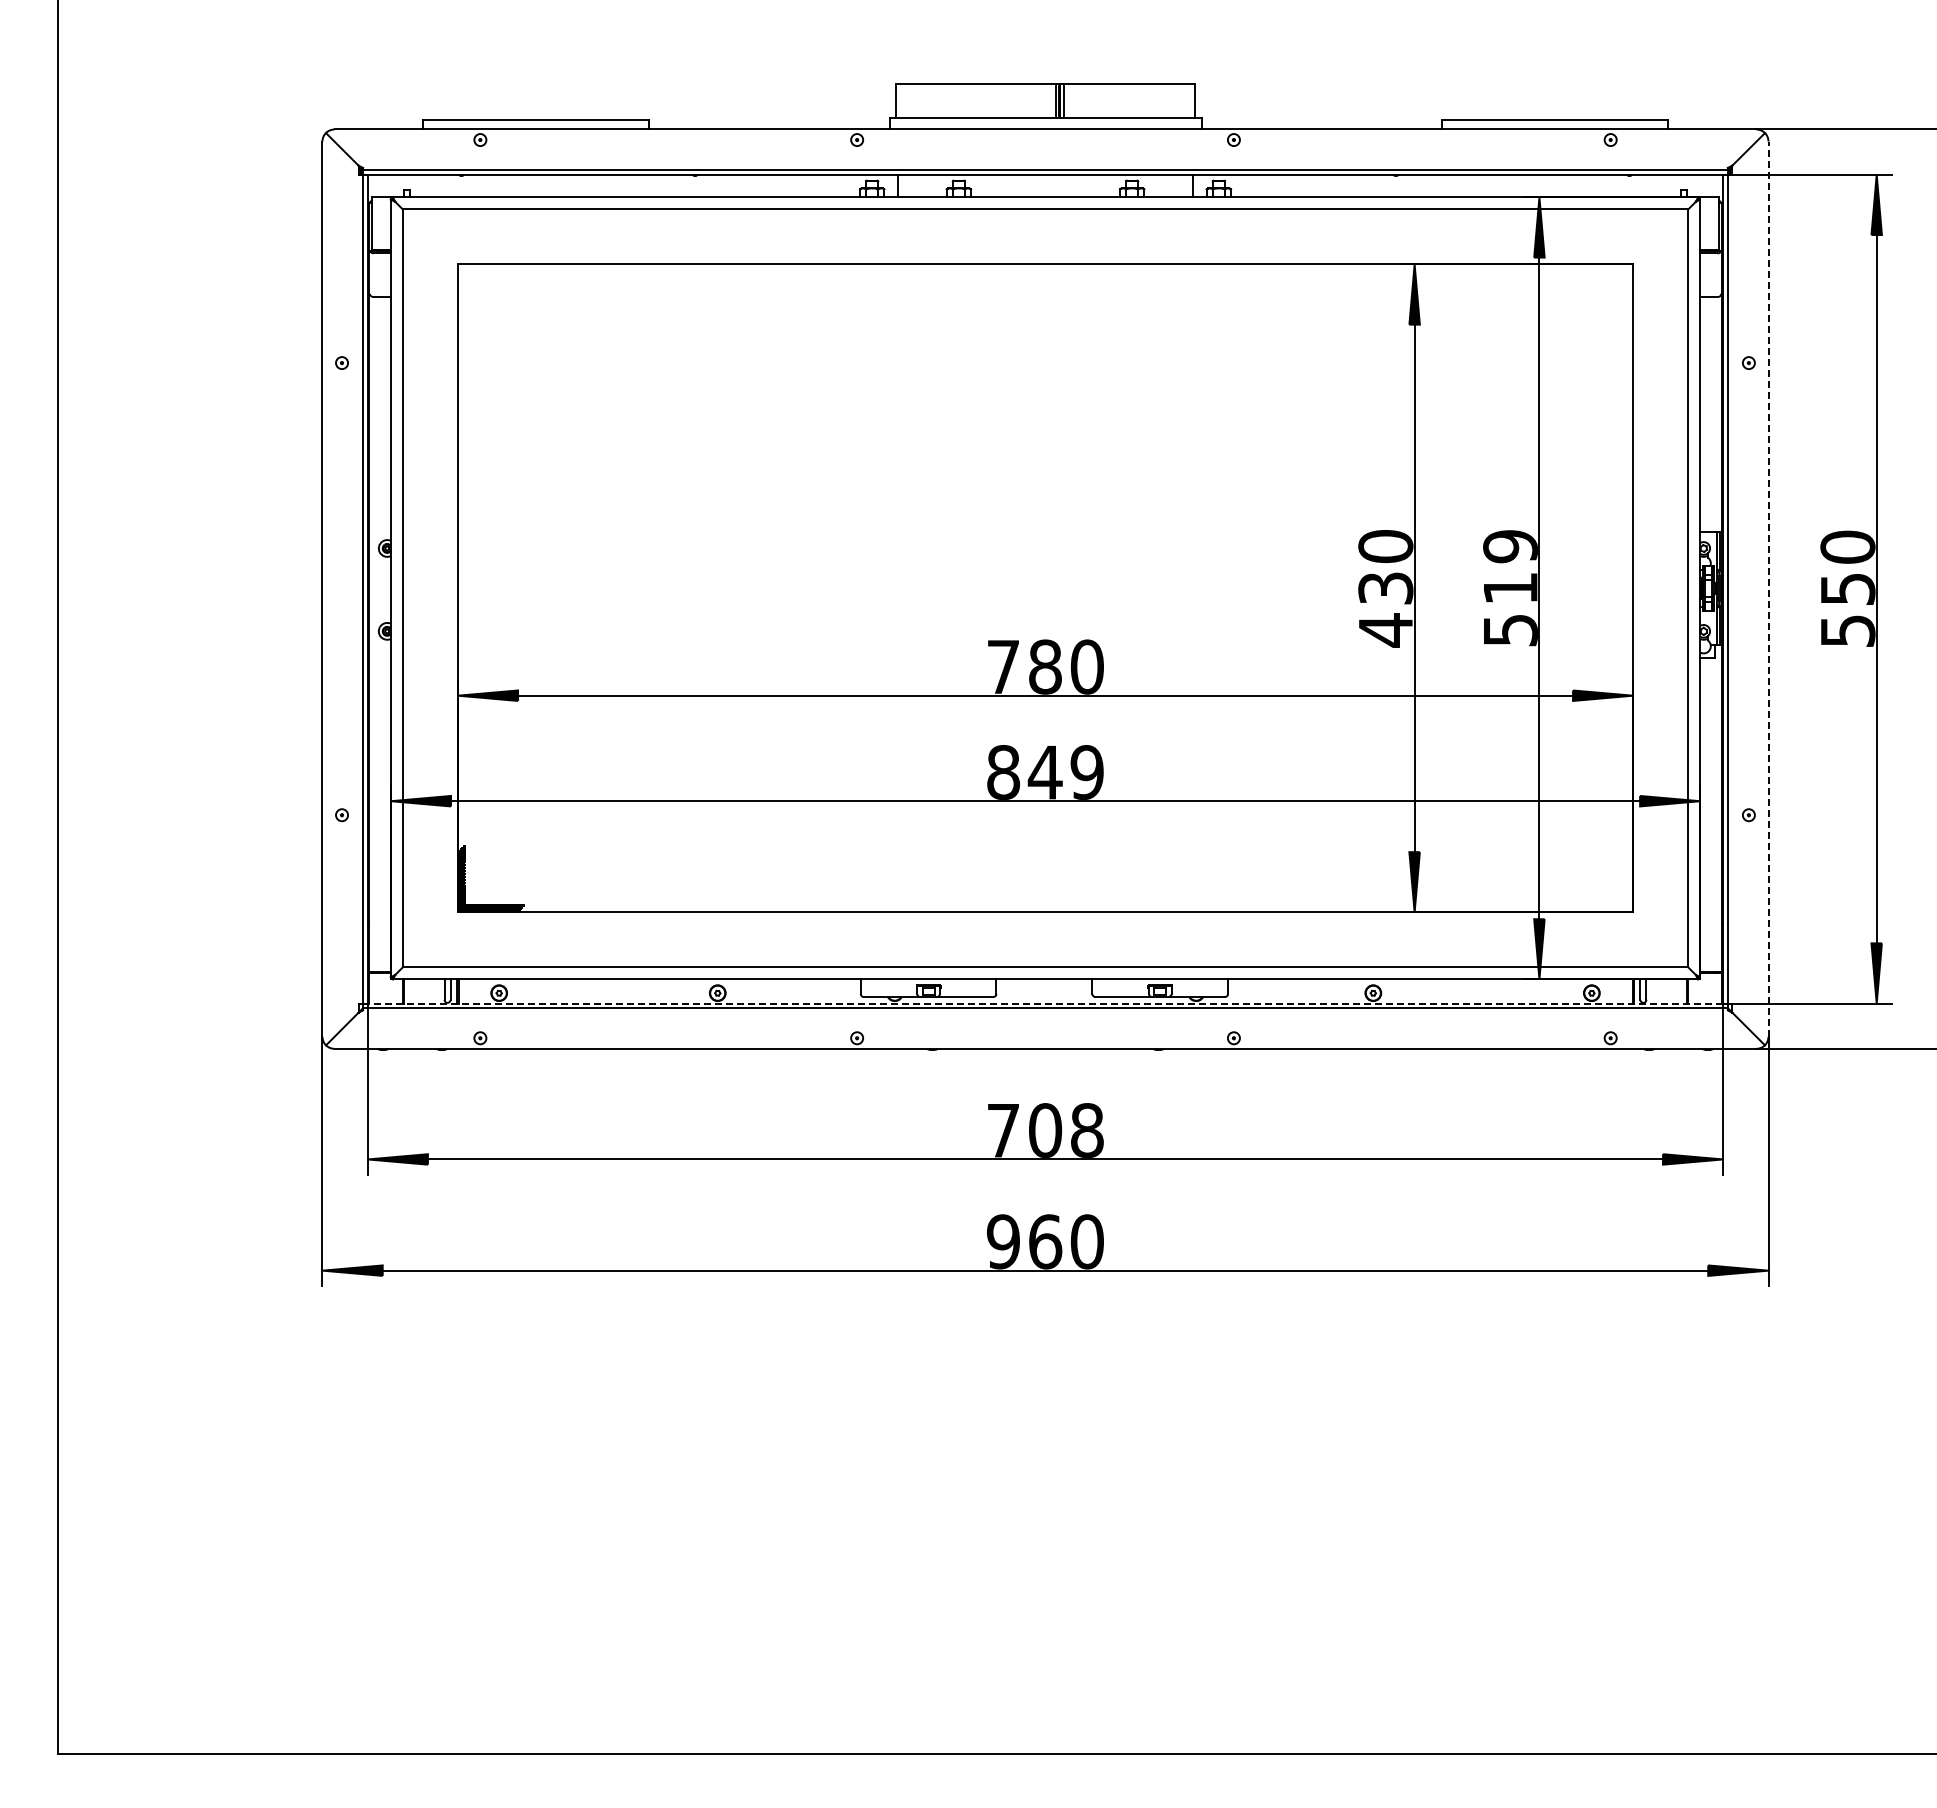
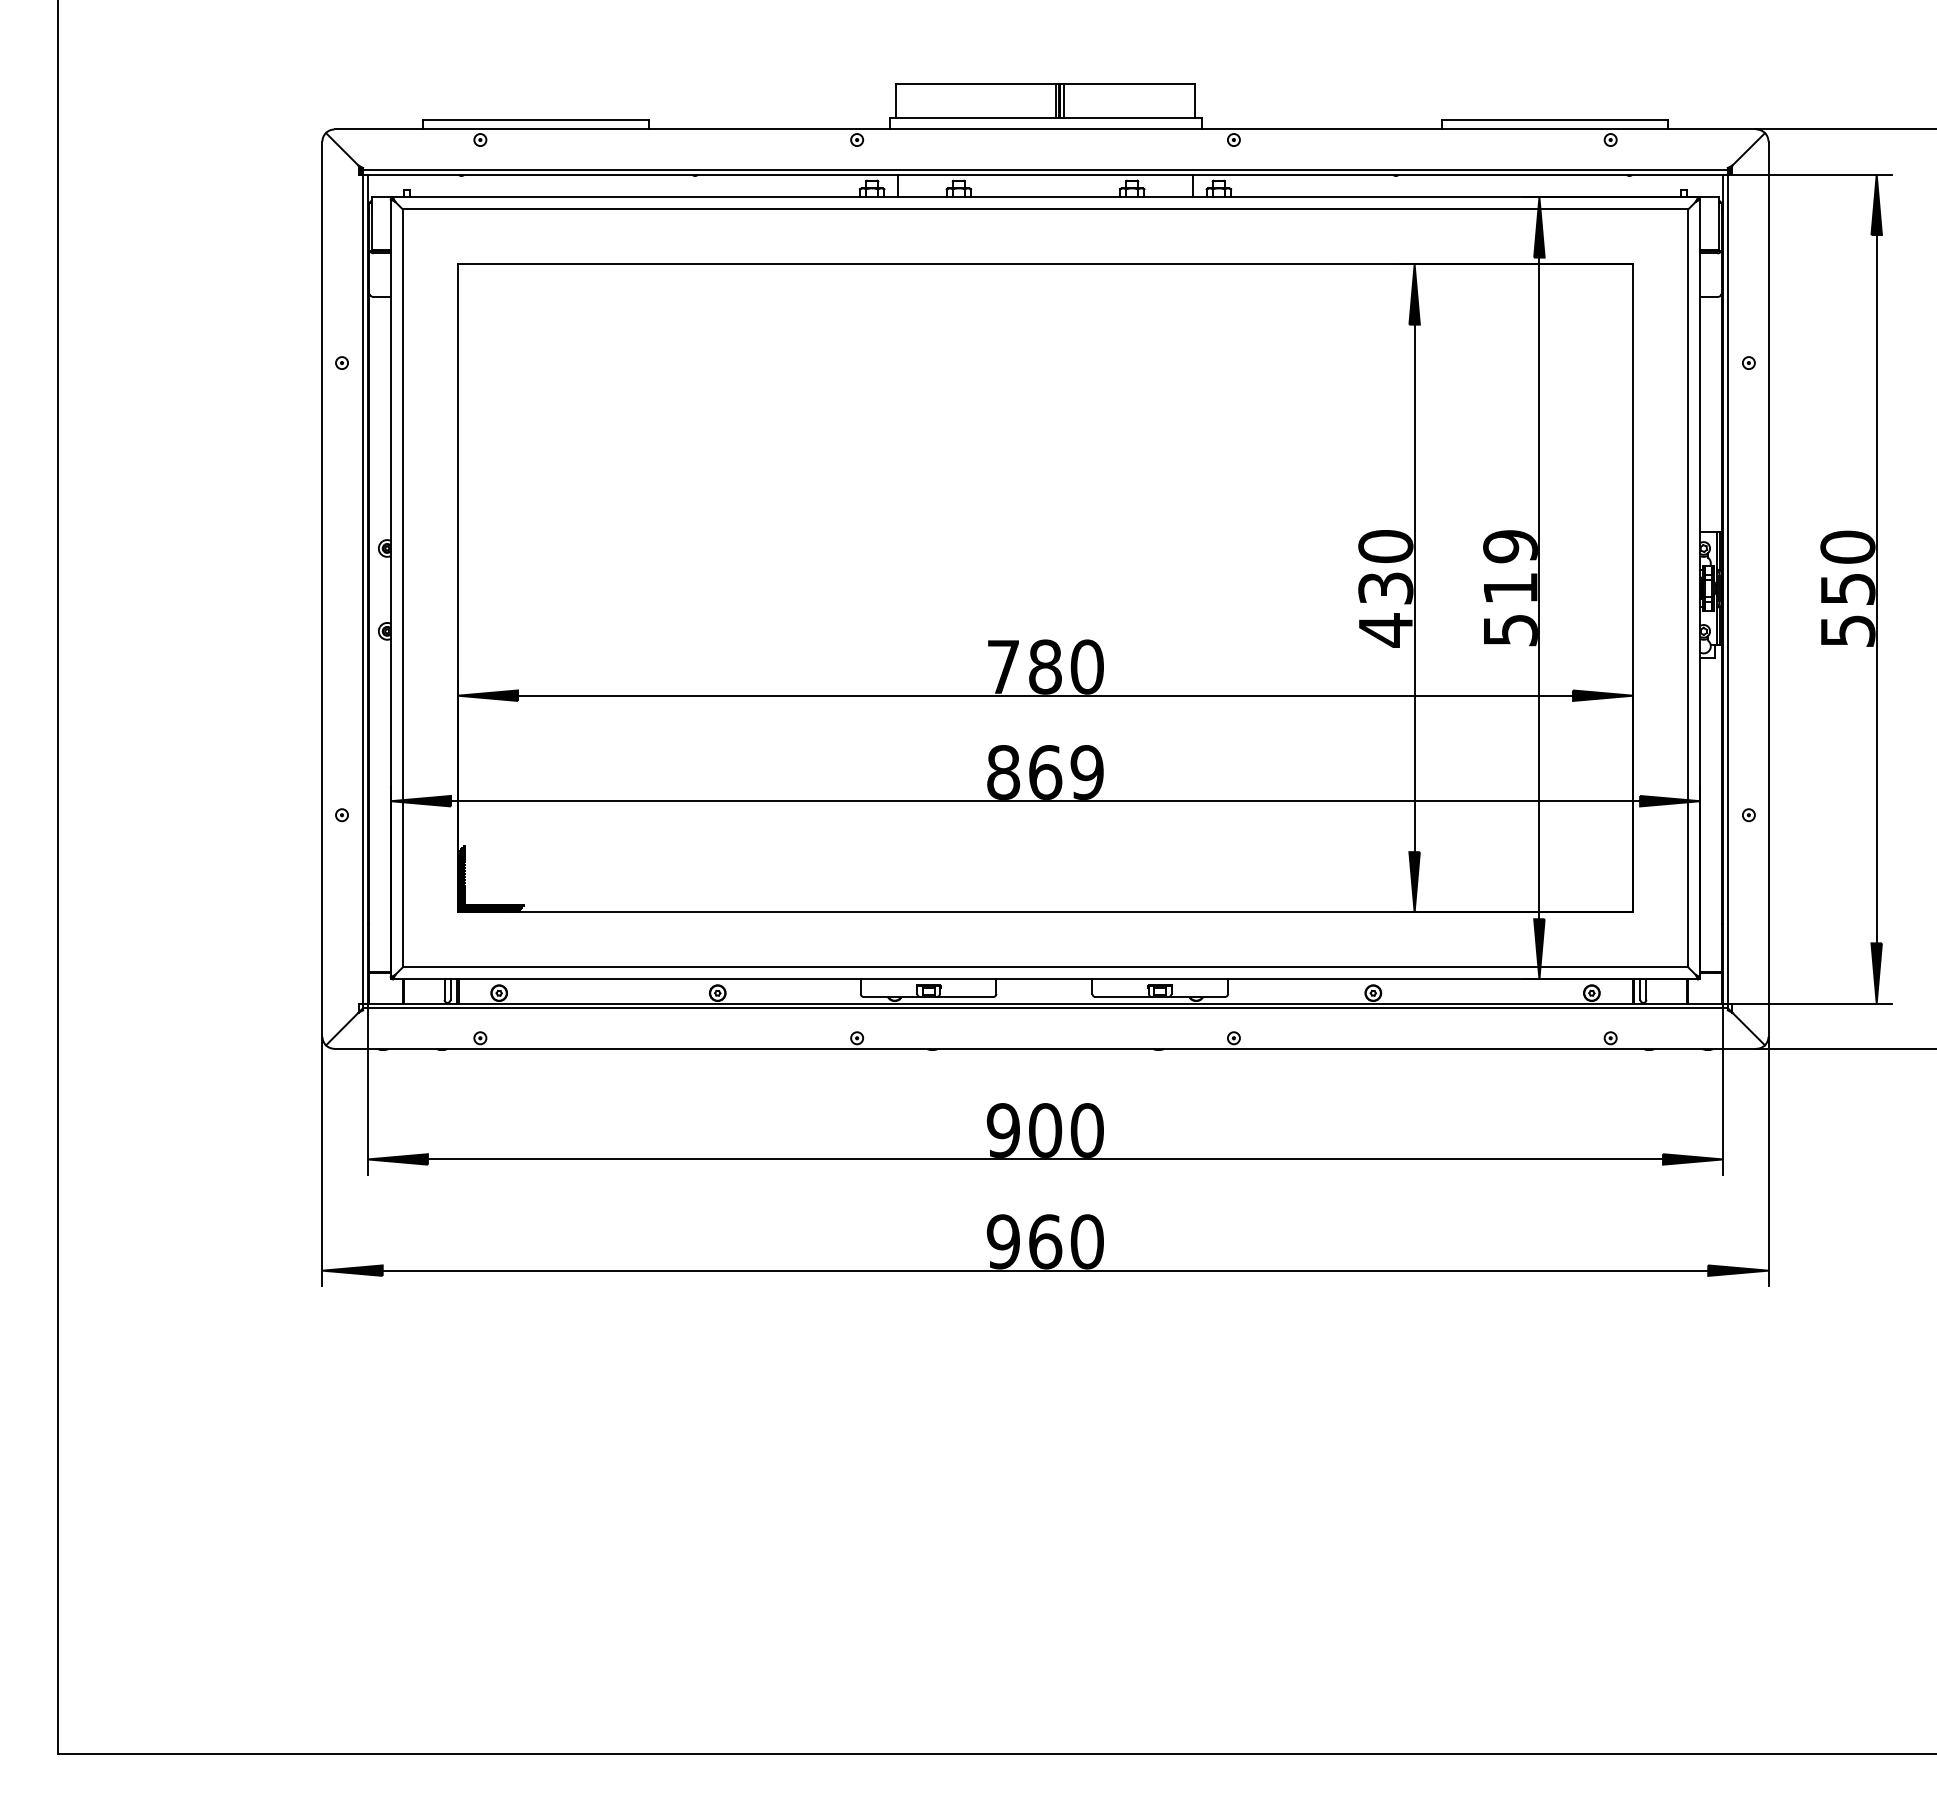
line: dashed -> solid (1768, 589)
text: 849 -> 869 (1044, 772)
line: dashed -> solid (1045, 1003)
text: 708 -> 900 (1044, 1130)
